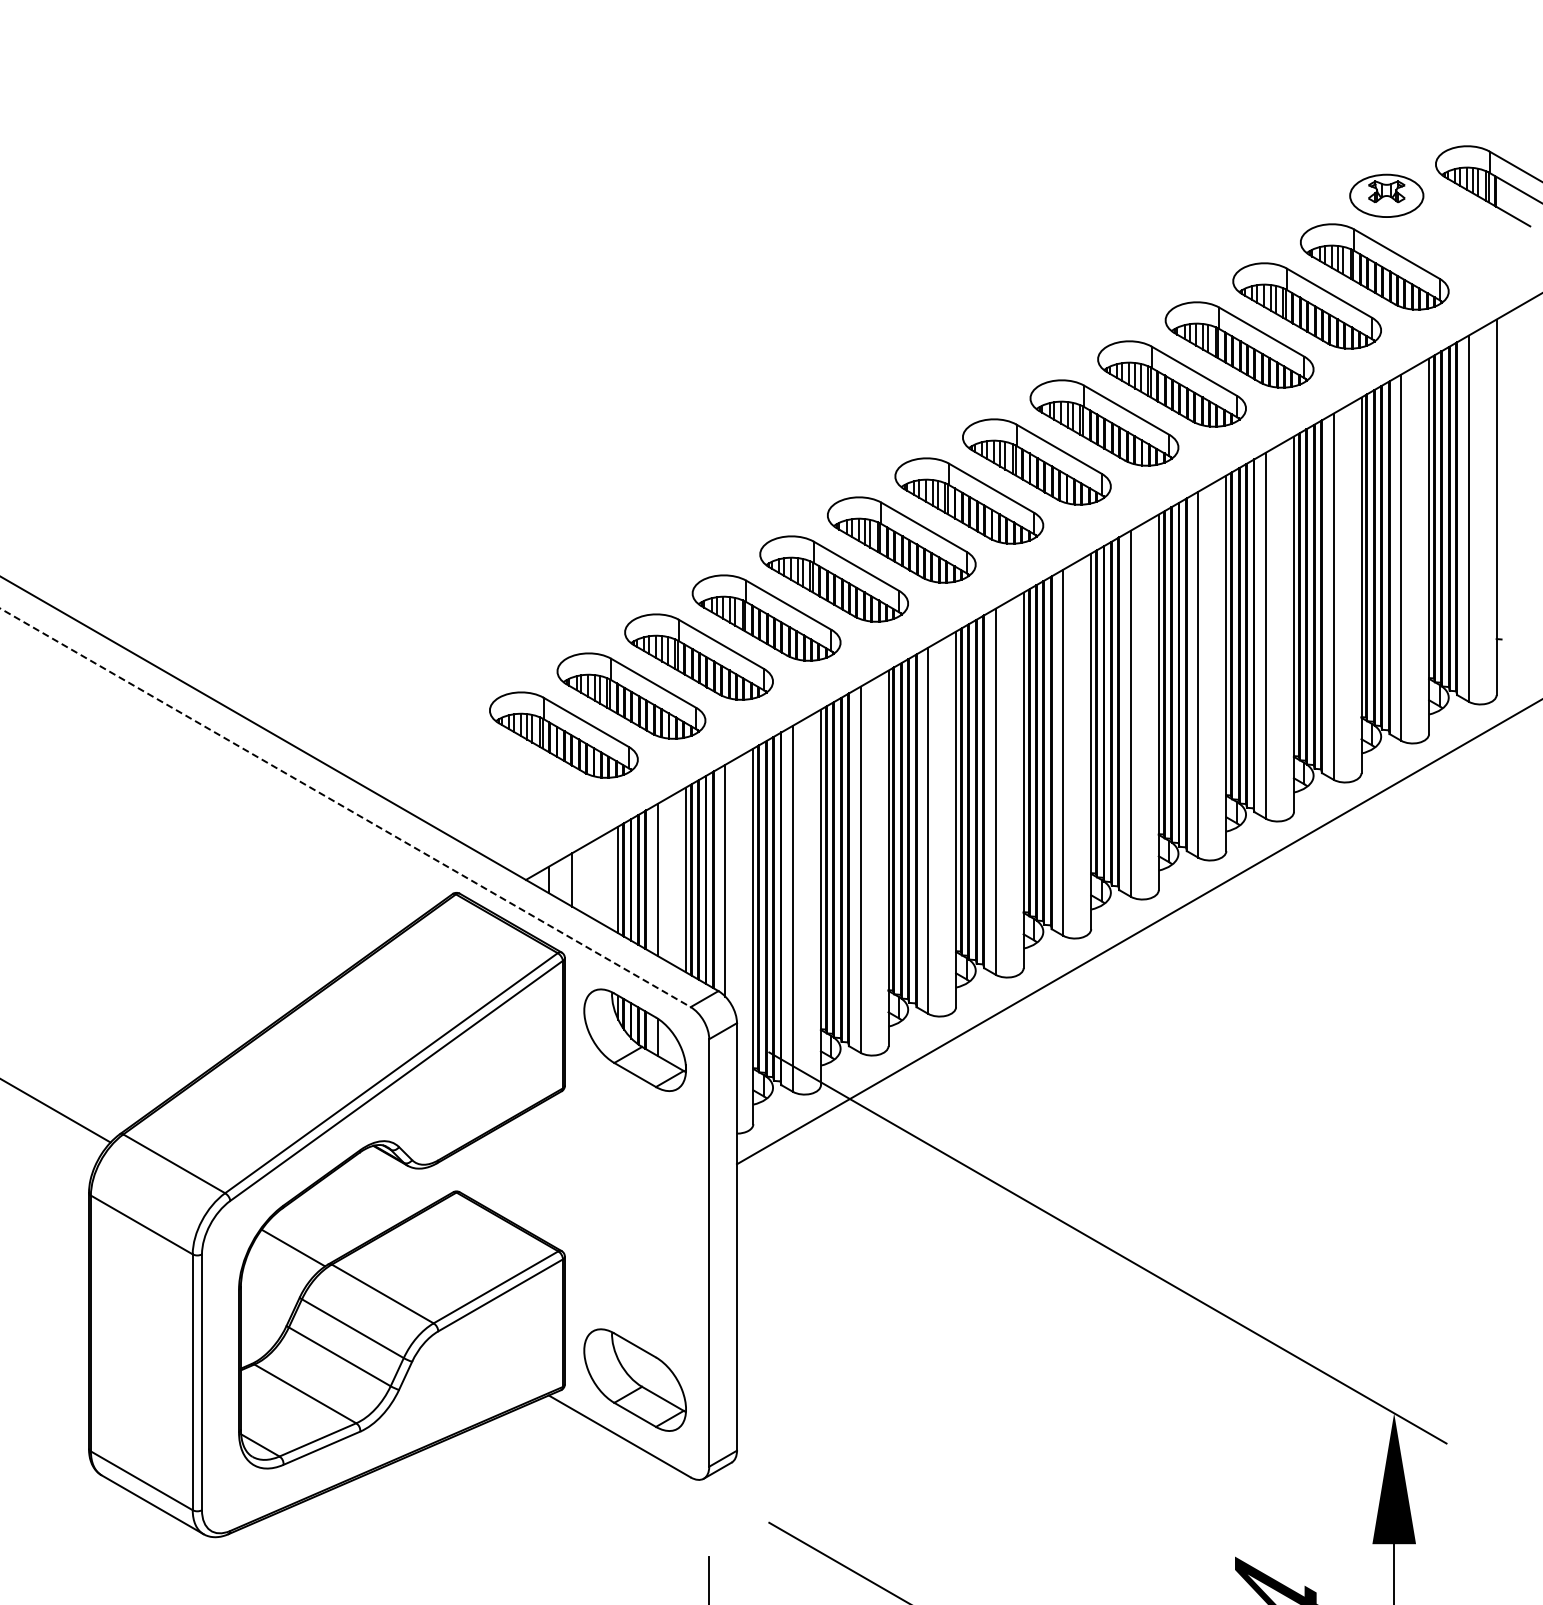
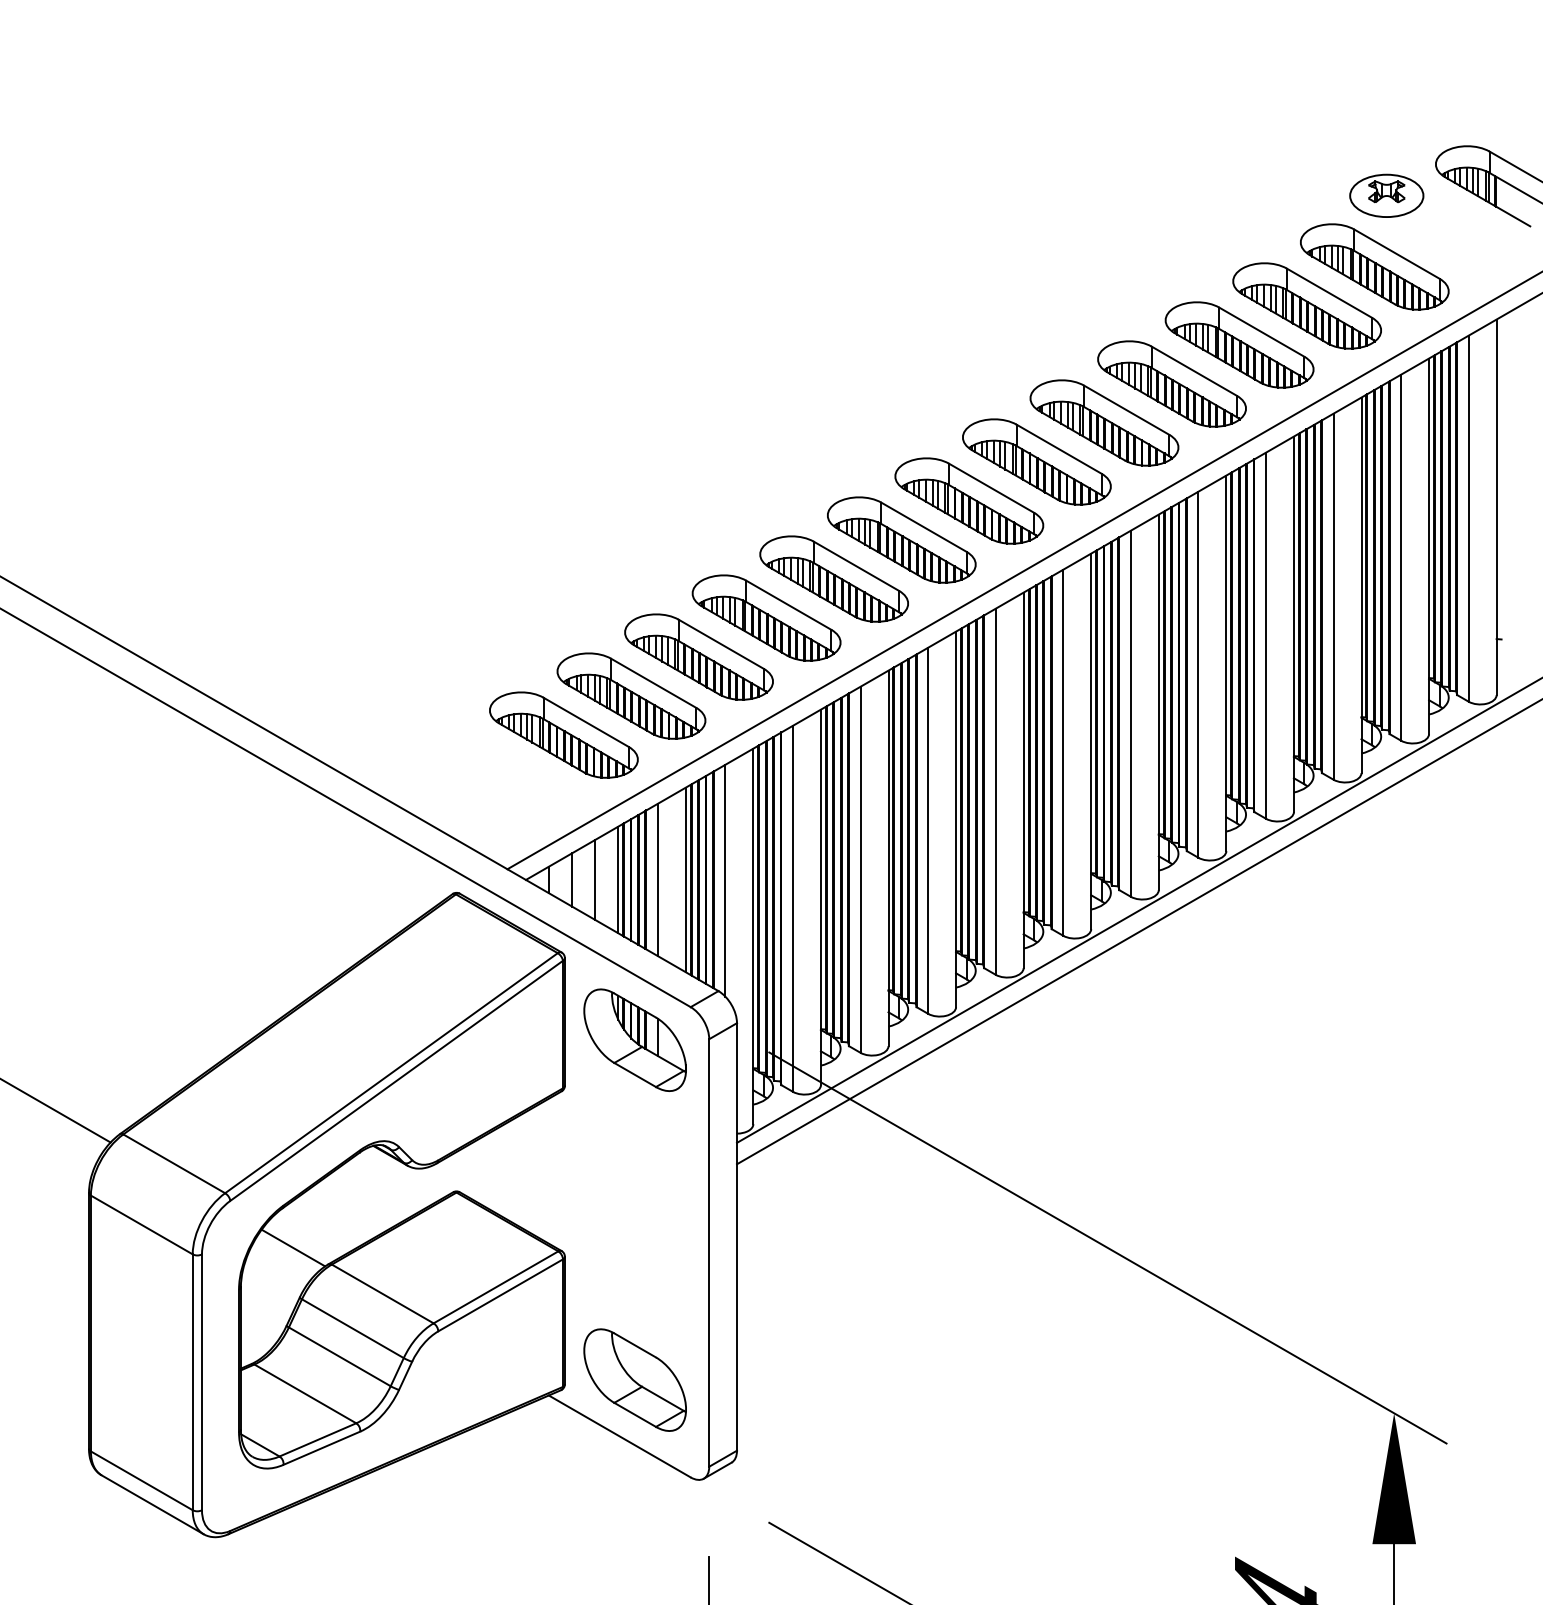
line: none -> present (1023, 571)
line: dashed -> solid (346, 808)
line: none -> present (595, 879)
line: none -> present (1138, 910)
